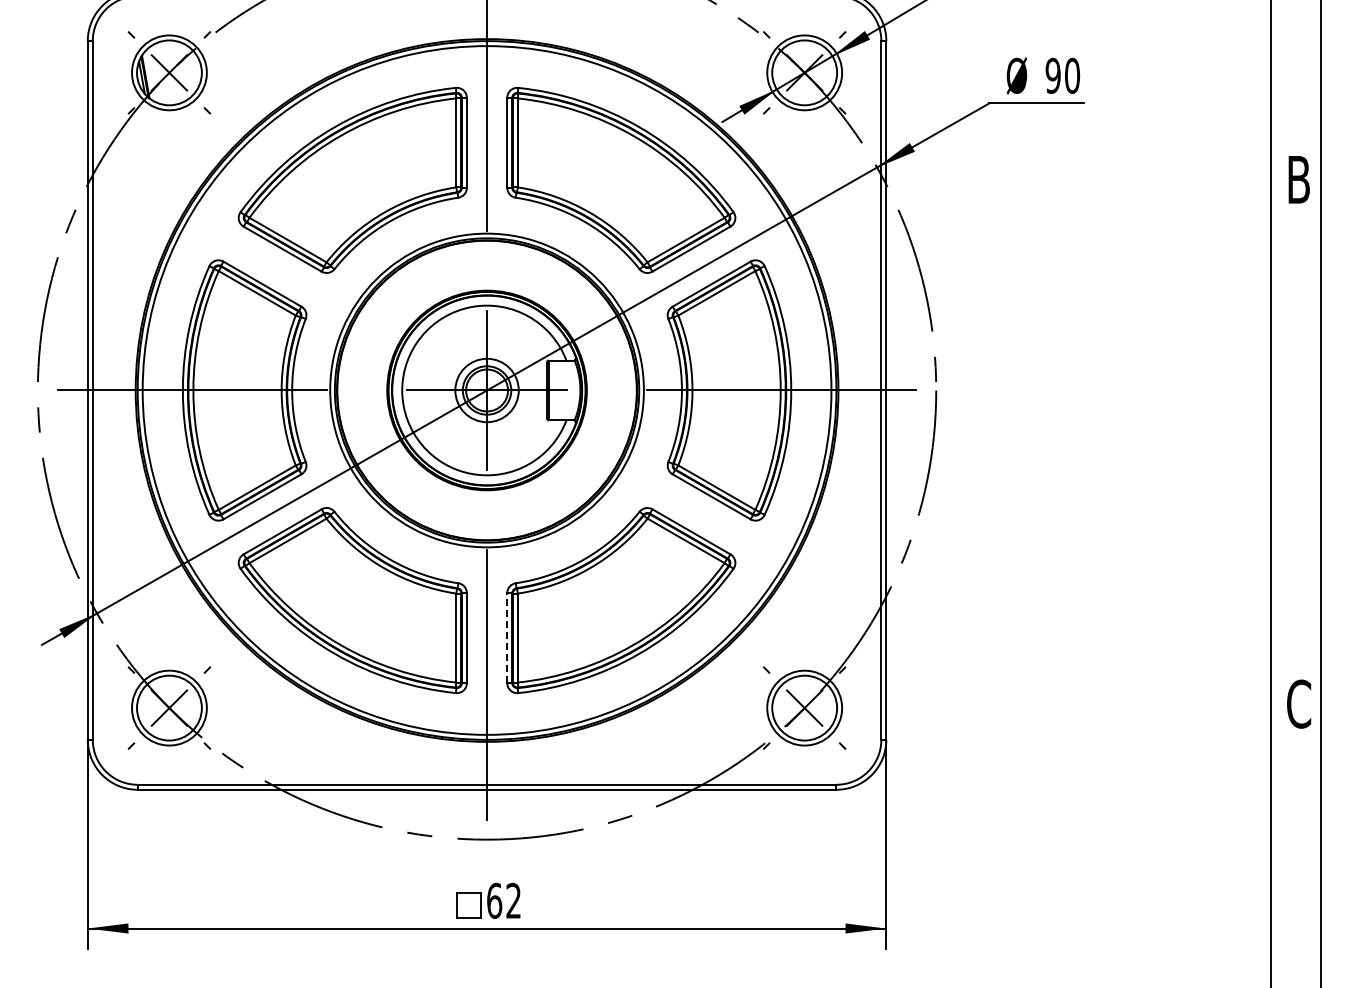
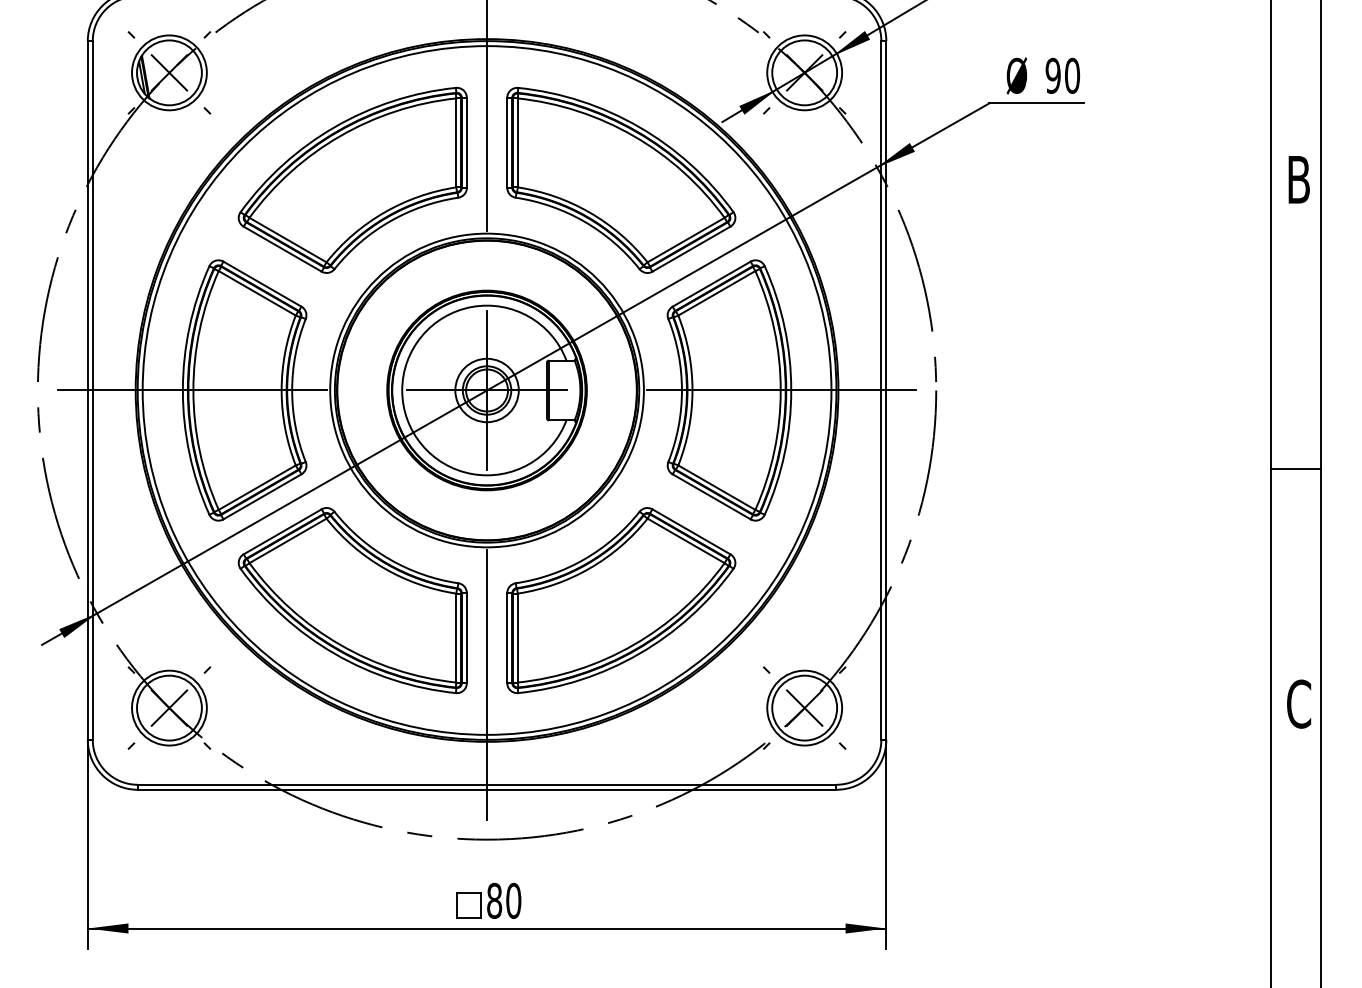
line: none -> present (1296, 468)
line: dashed -> solid (507, 637)
text: 62 -> 80 (504, 900)
